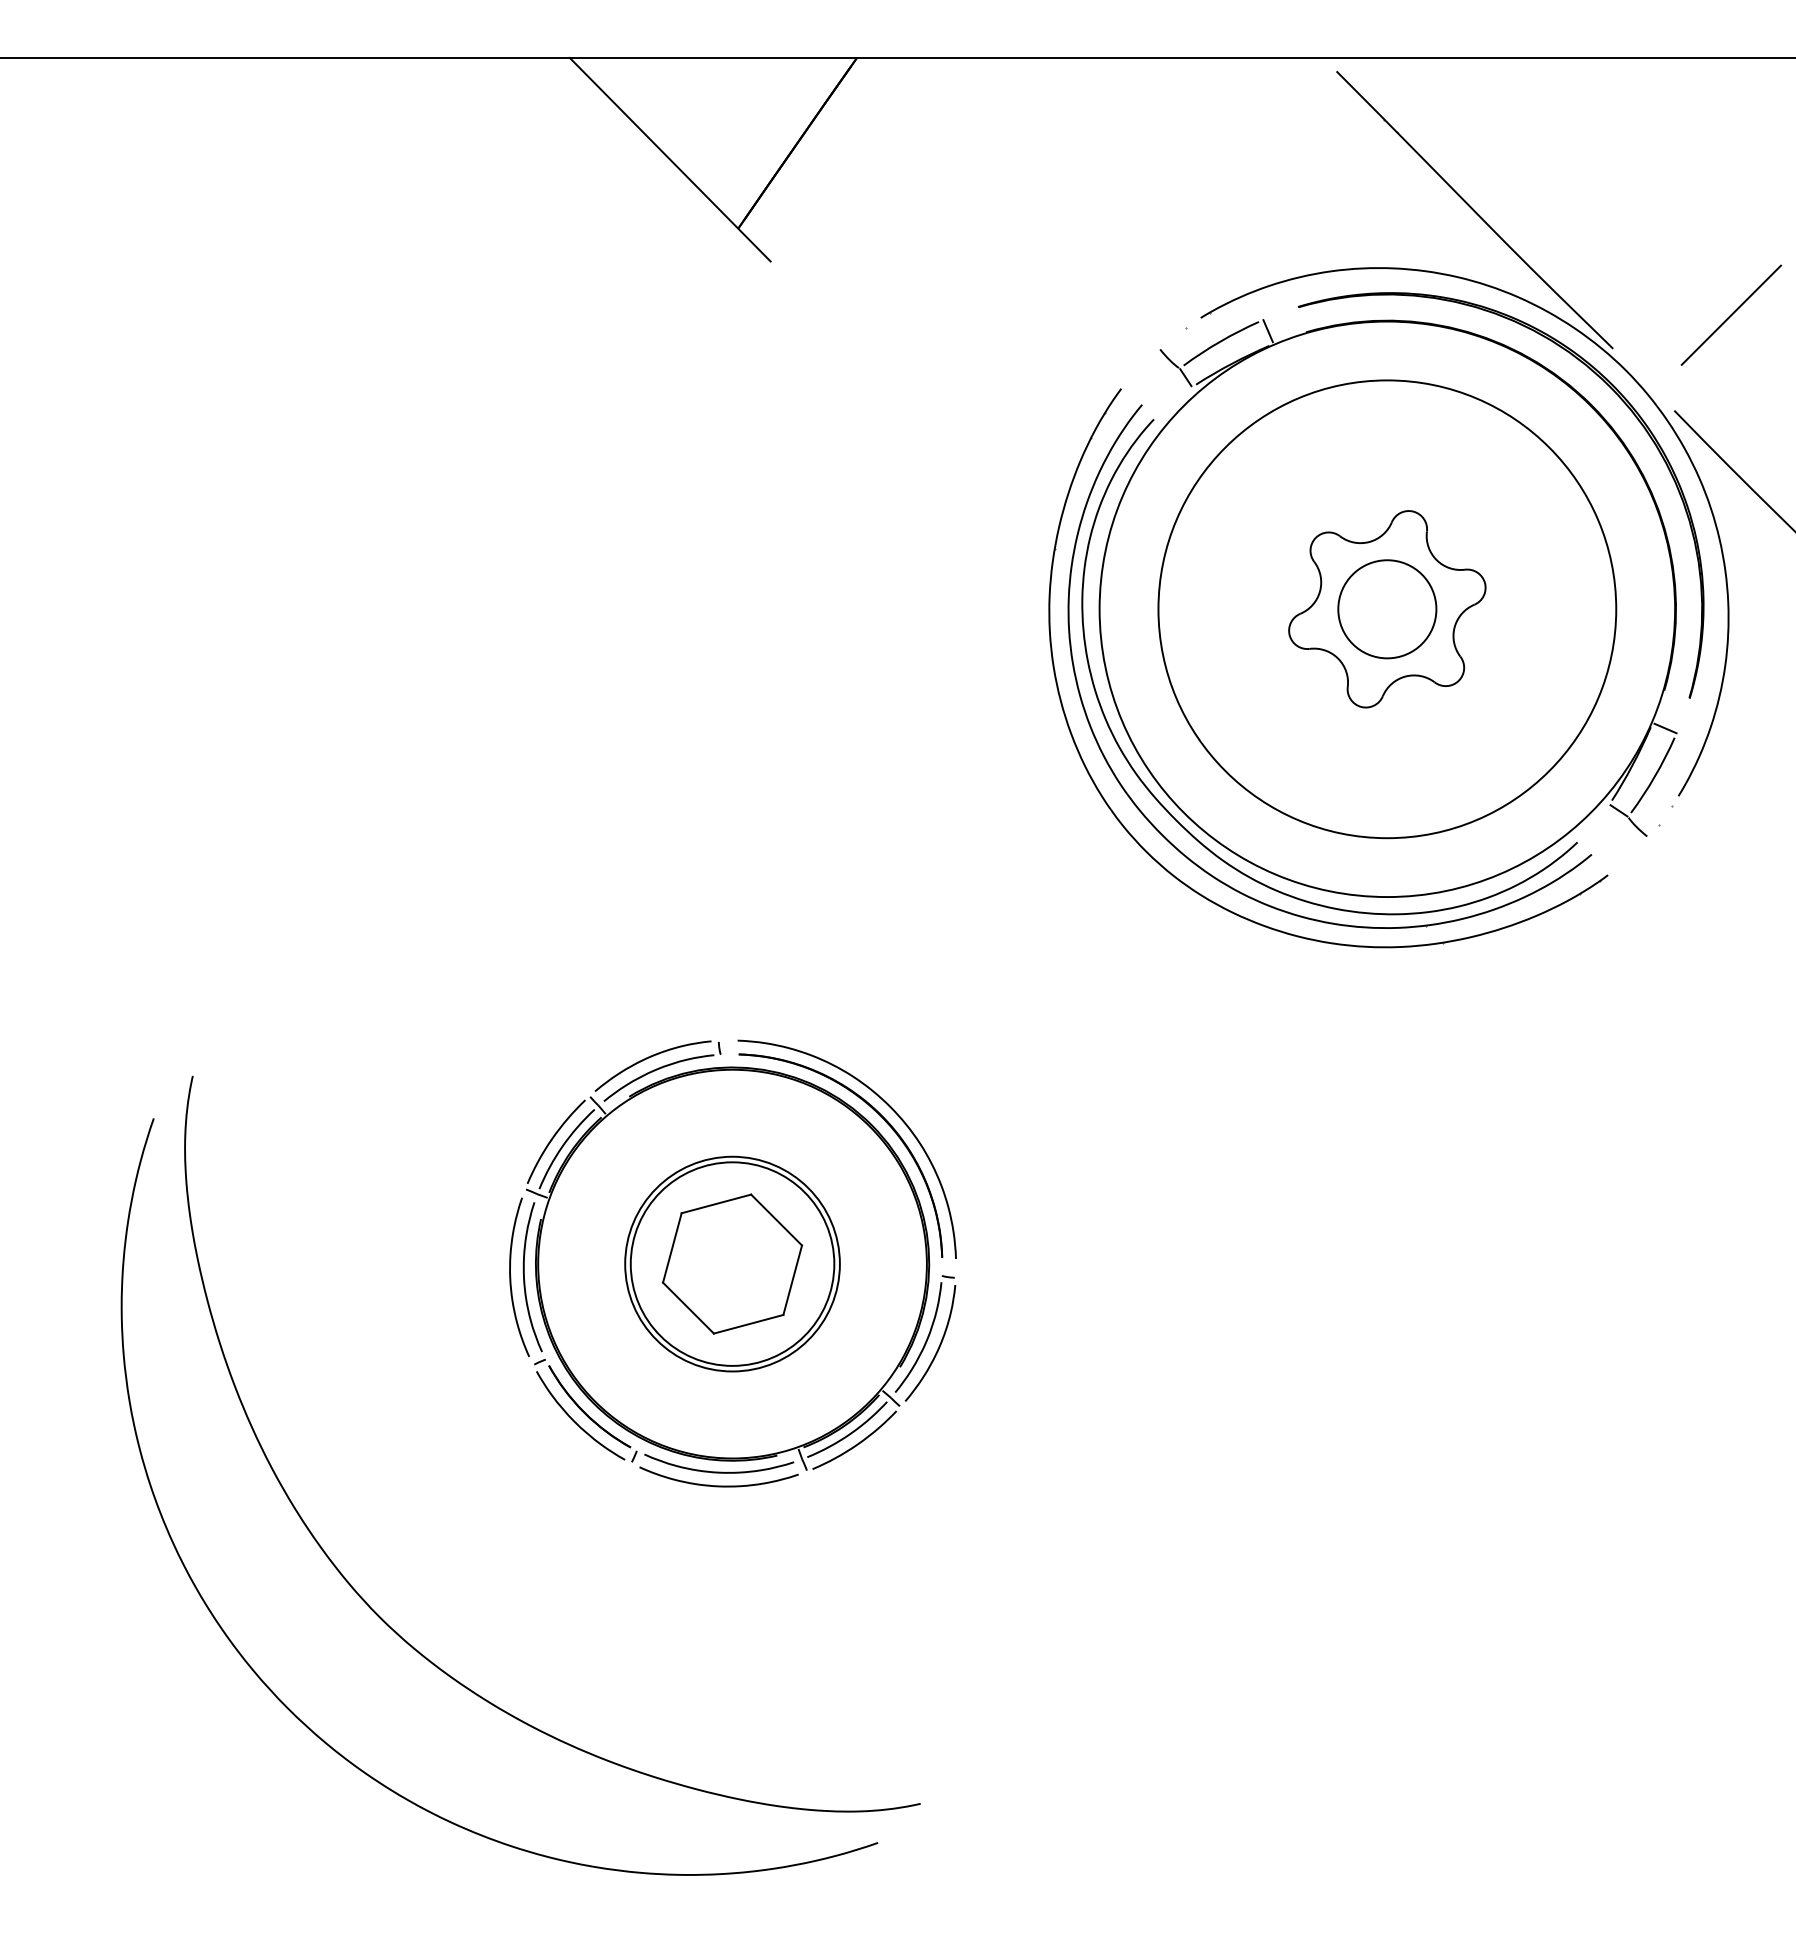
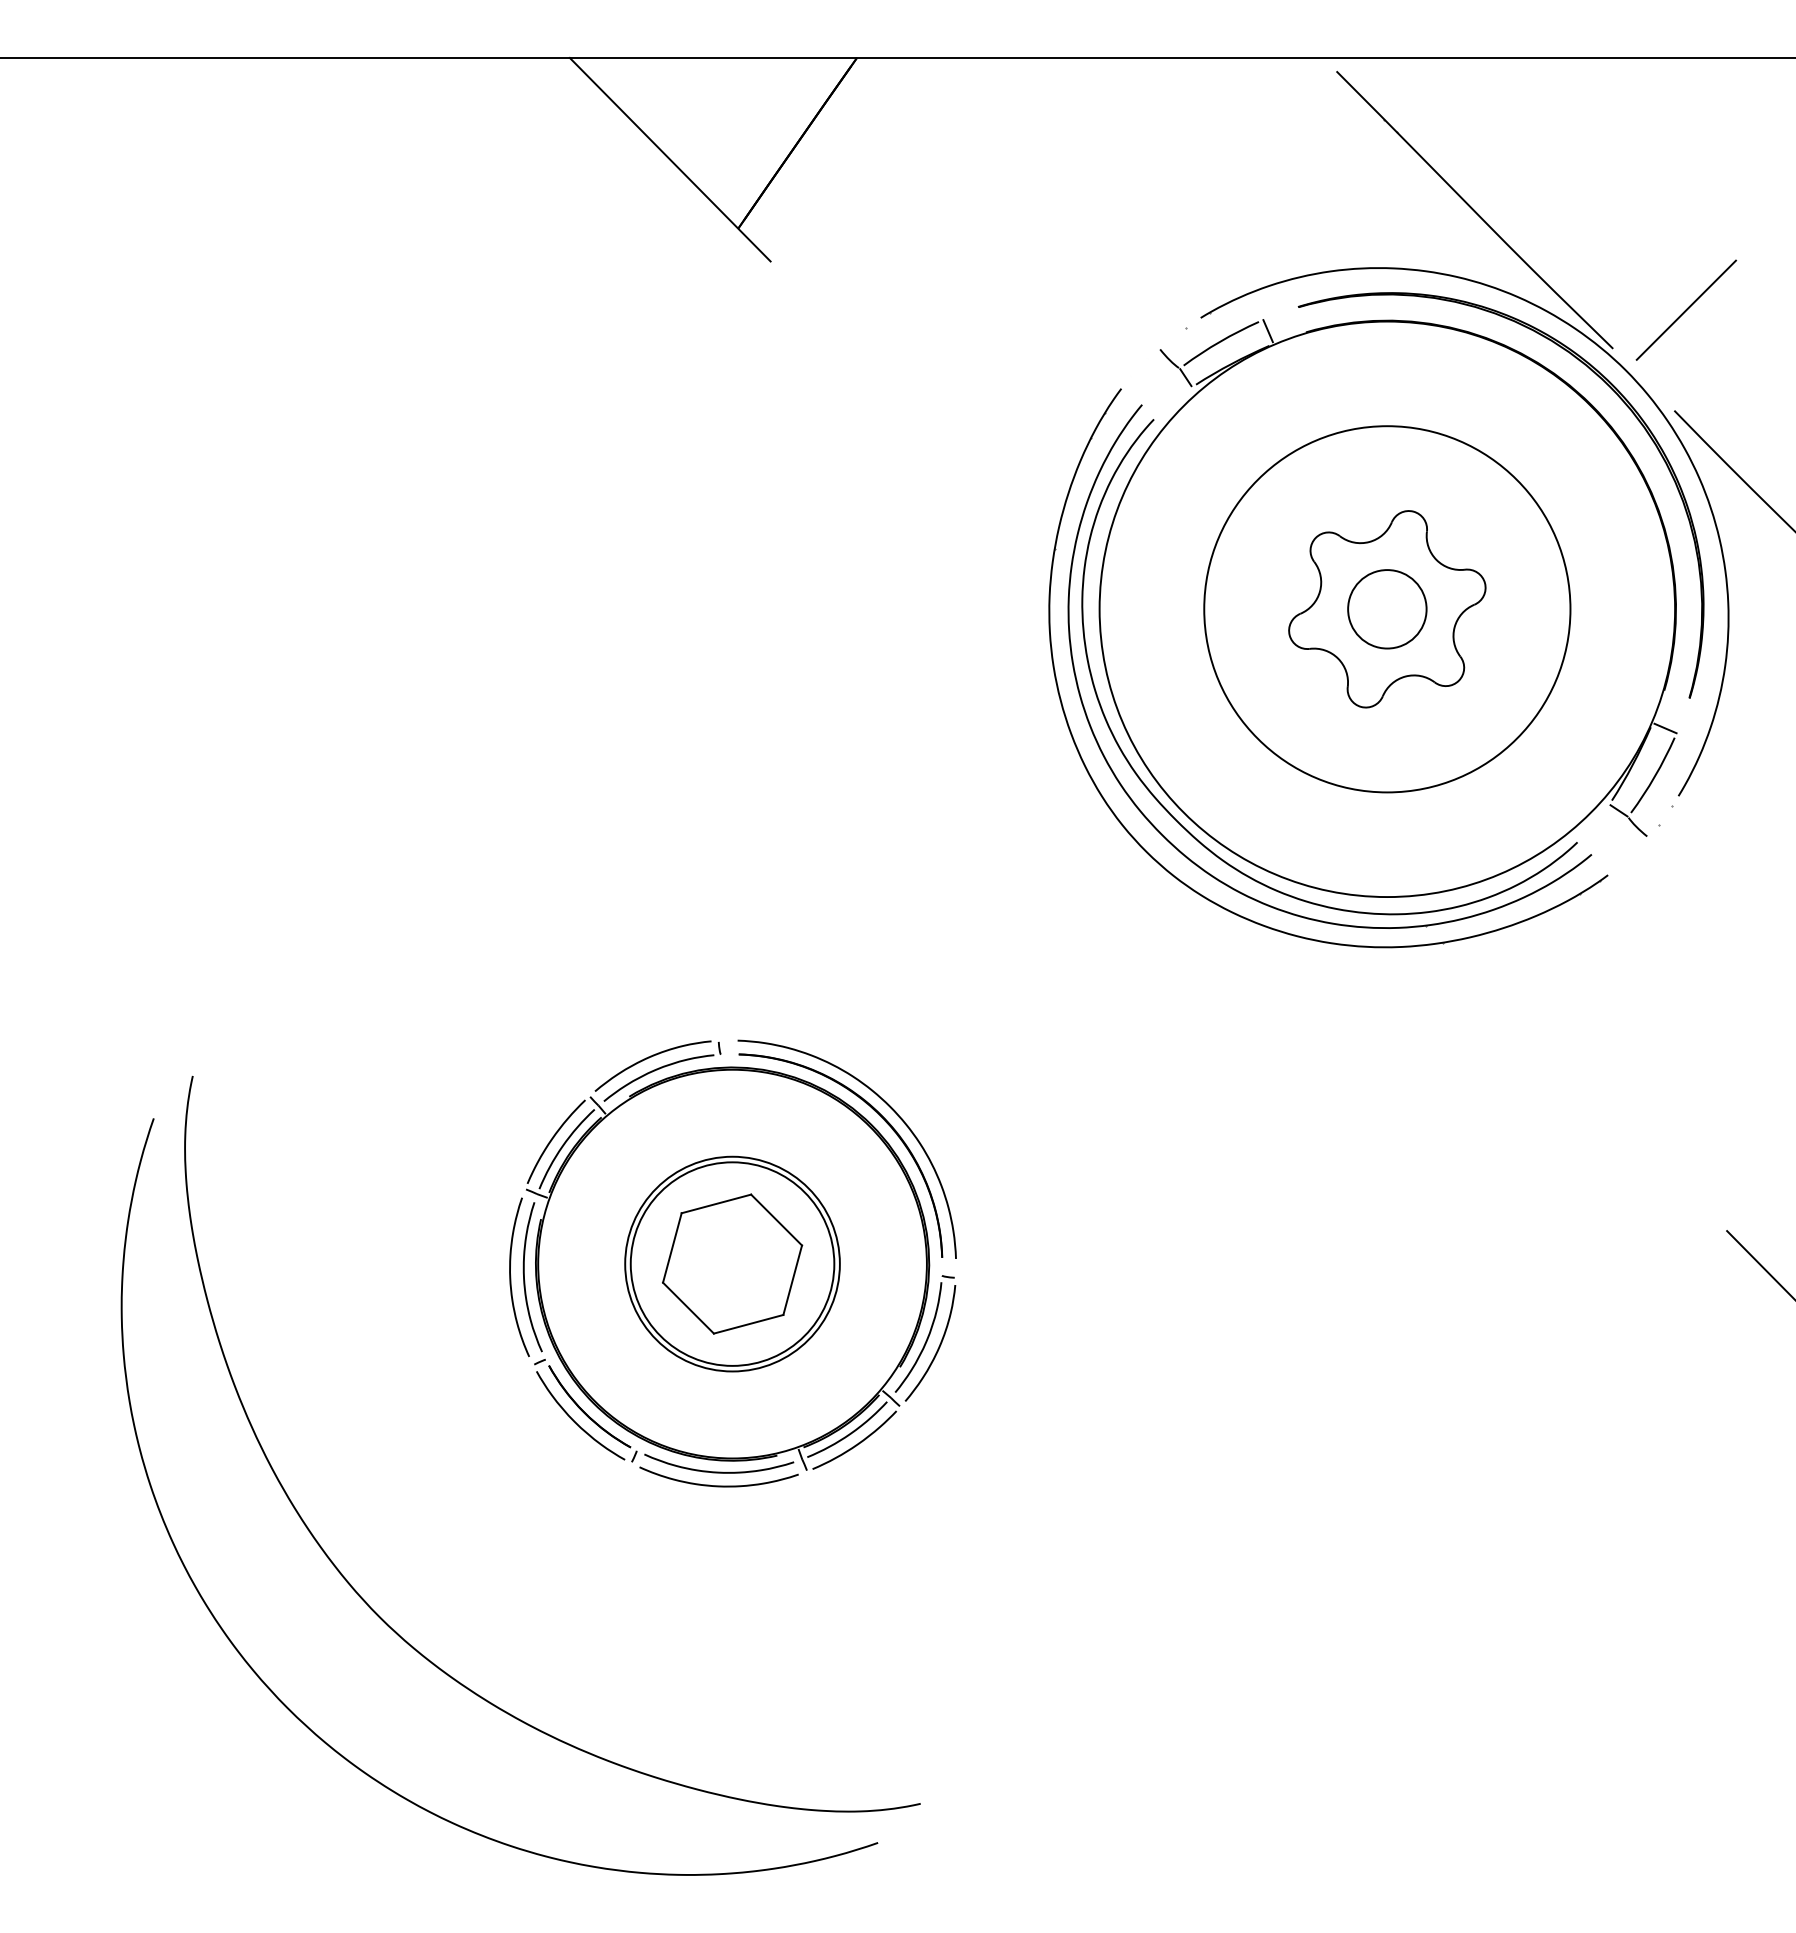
line position: (1731, 314) -> (1686, 309) (1686, 309)
circle diameter: 458 px -> 366 px (1387, 609)
circle diameter: 98 px -> 78 px (1387, 609)
line: none -> present (1759, 1264)
